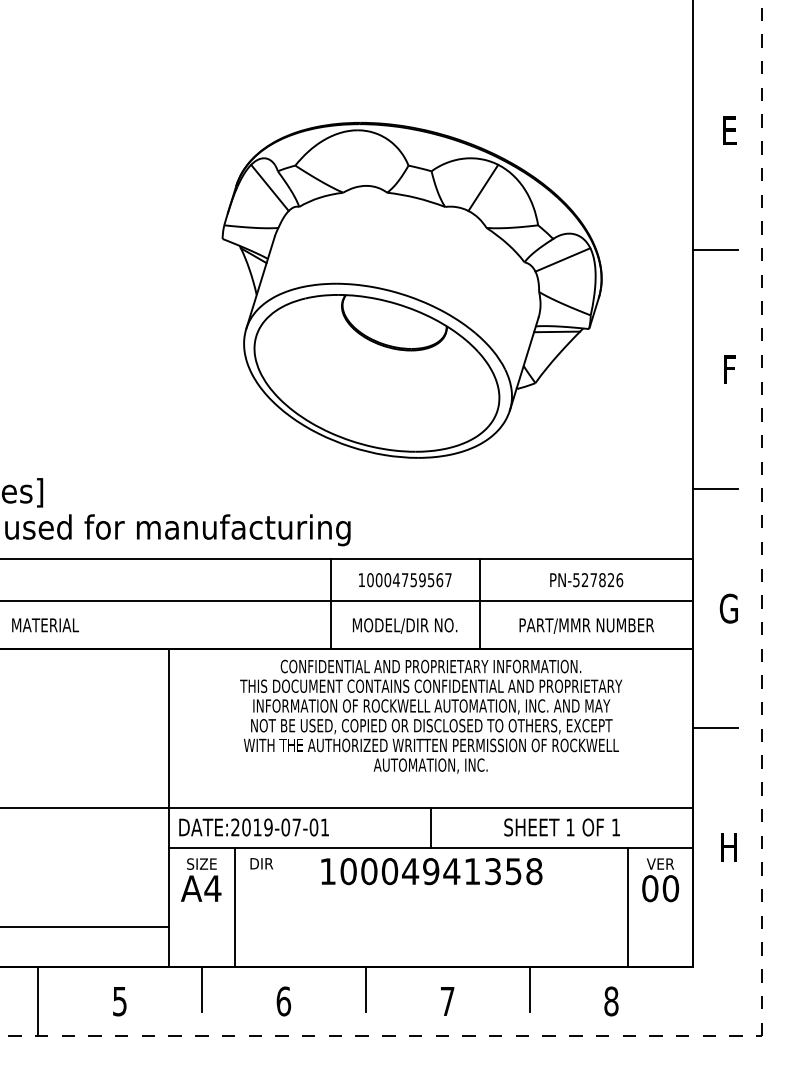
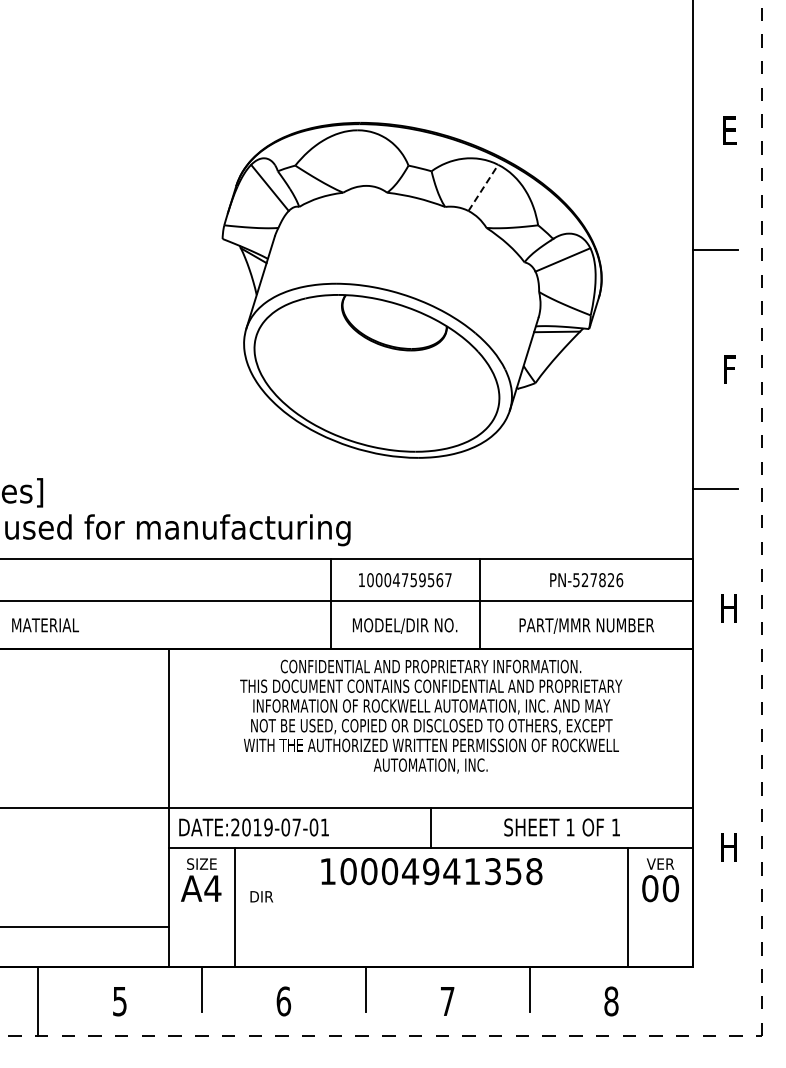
line: solid -> dashed (483, 187)
text: G -> H (728, 608)
line: present -> none (715, 728)
text position: (261, 863) -> (261, 896) (261, 896)
